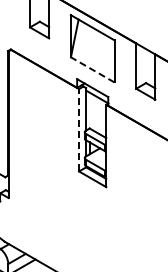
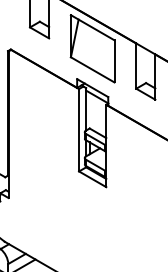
line: dashed -> solid (92, 69)
line: dashed -> solid (79, 129)
